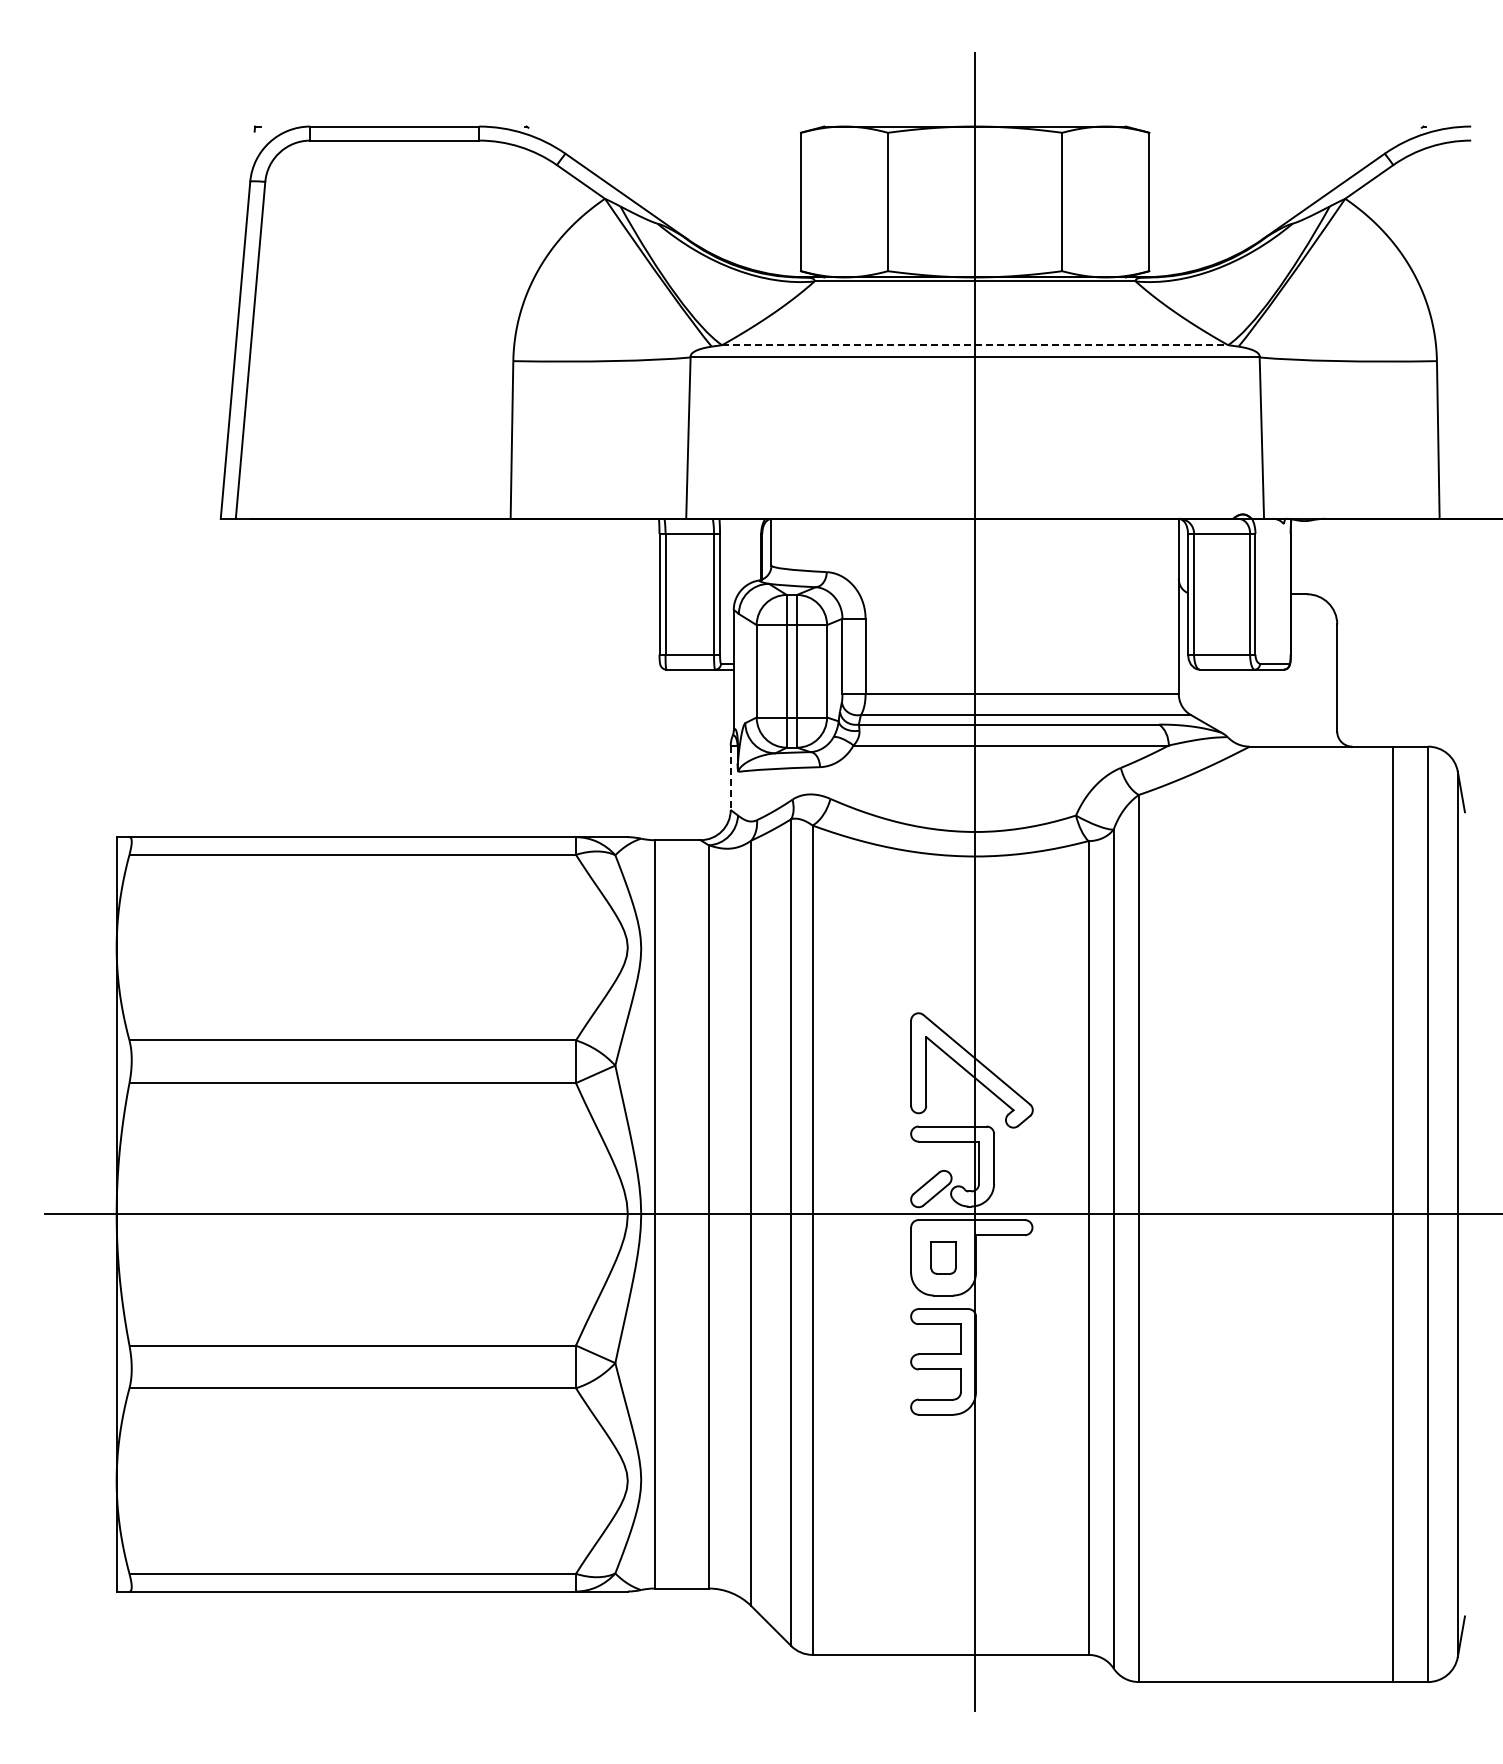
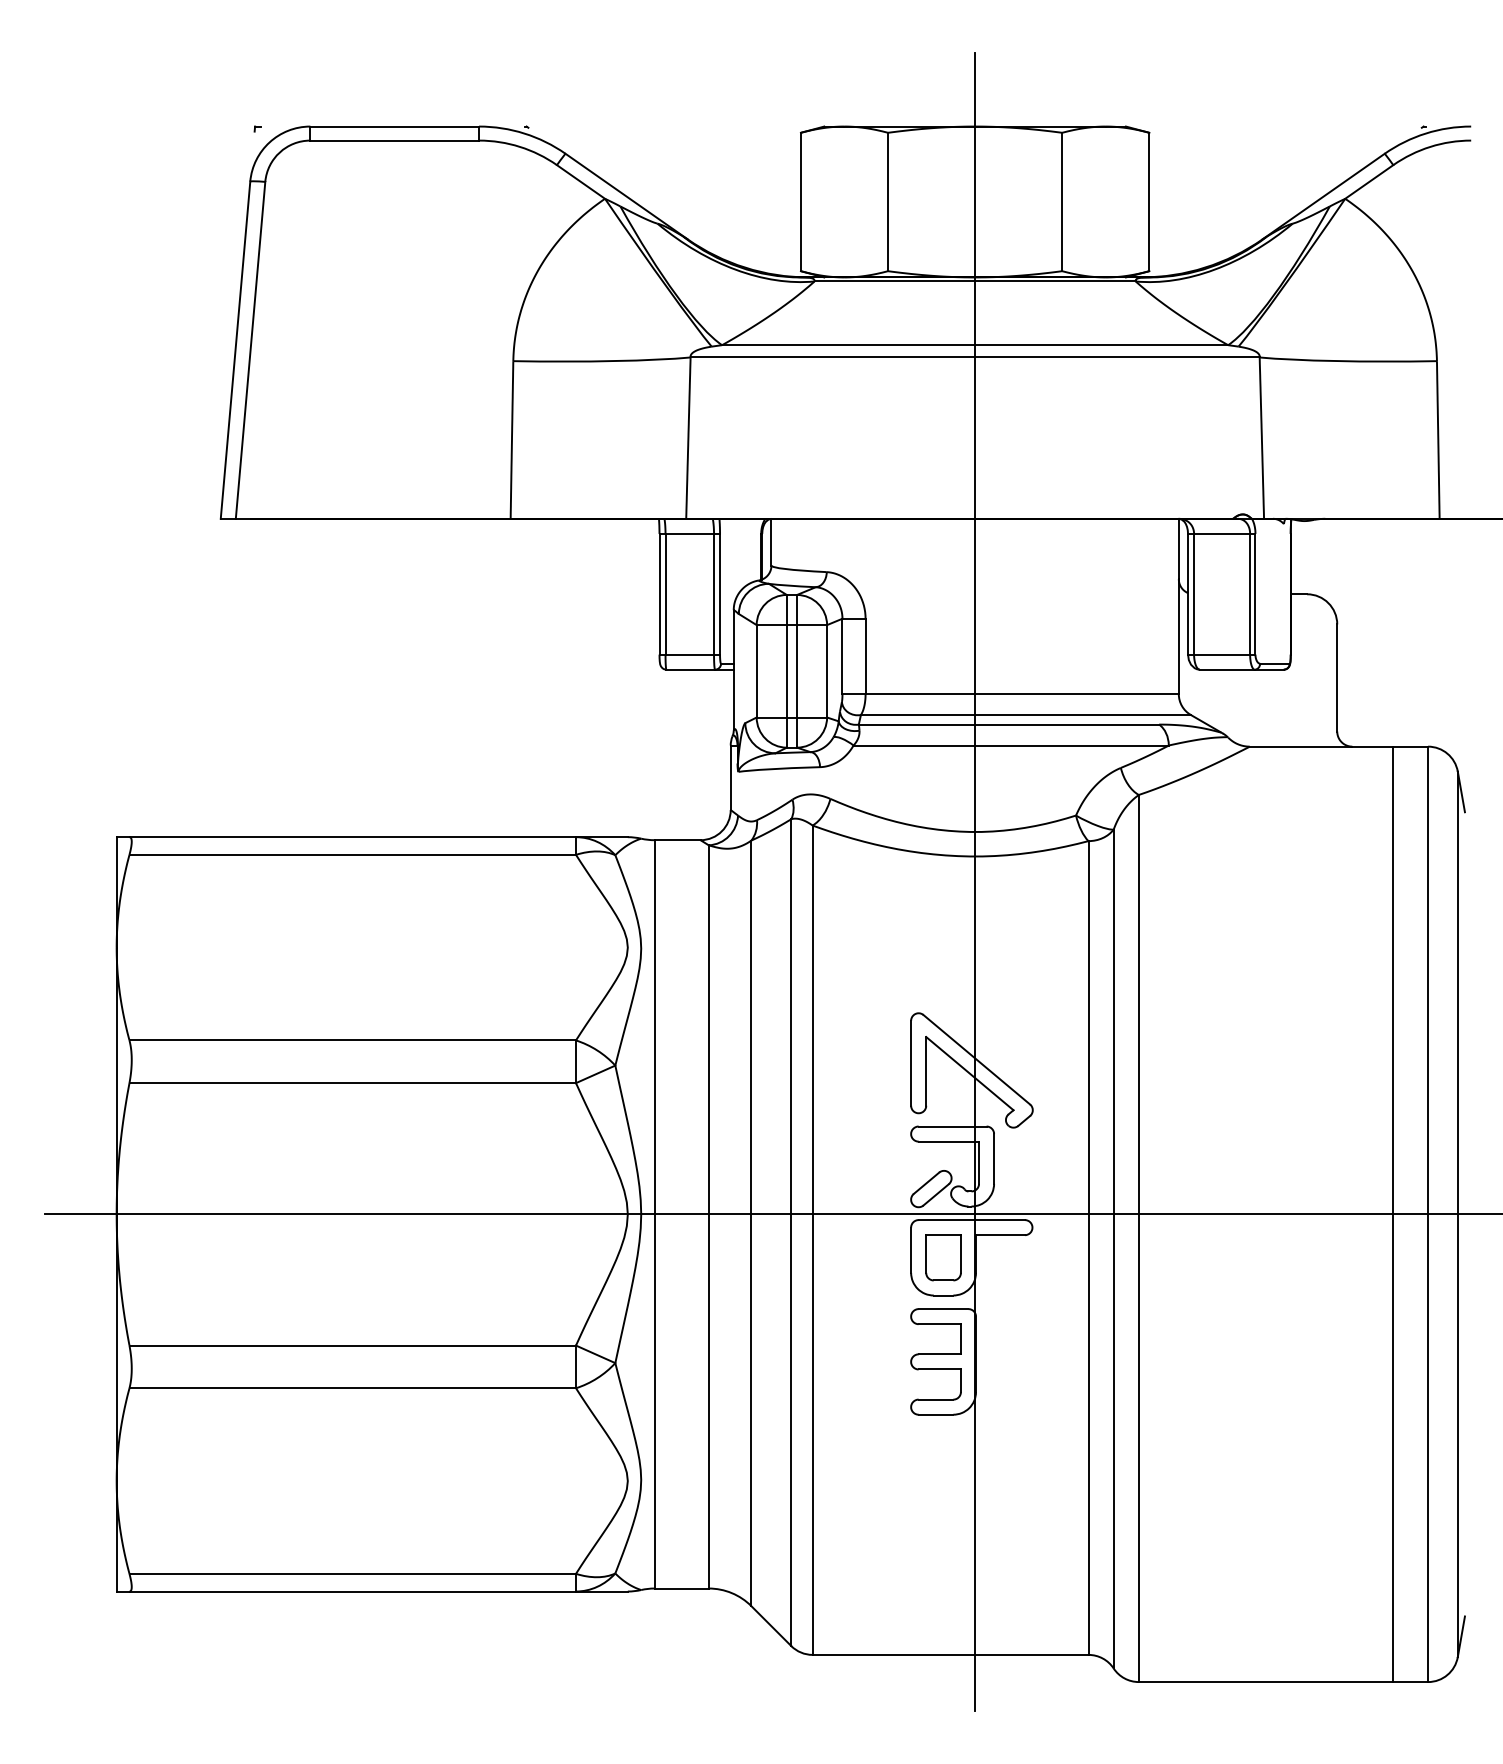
line: dashed -> solid (975, 345)
line: dashed -> solid (730, 778)
part size: 27x34 px -> 37x48 px (943, 1257)
